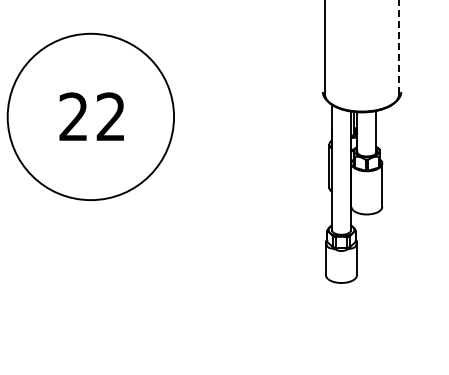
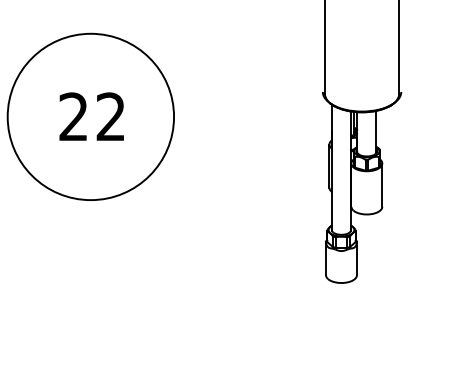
line: dashed -> solid (399, 46)
